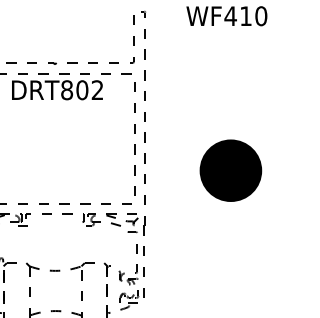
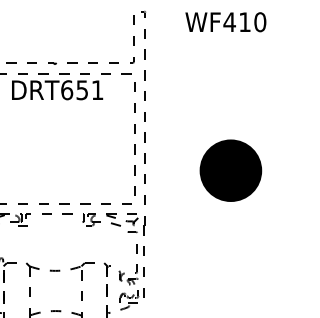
text position: (226, 16) -> (225, 22) (225, 22)
text: DRT802 -> DRT651 (82, 90)
